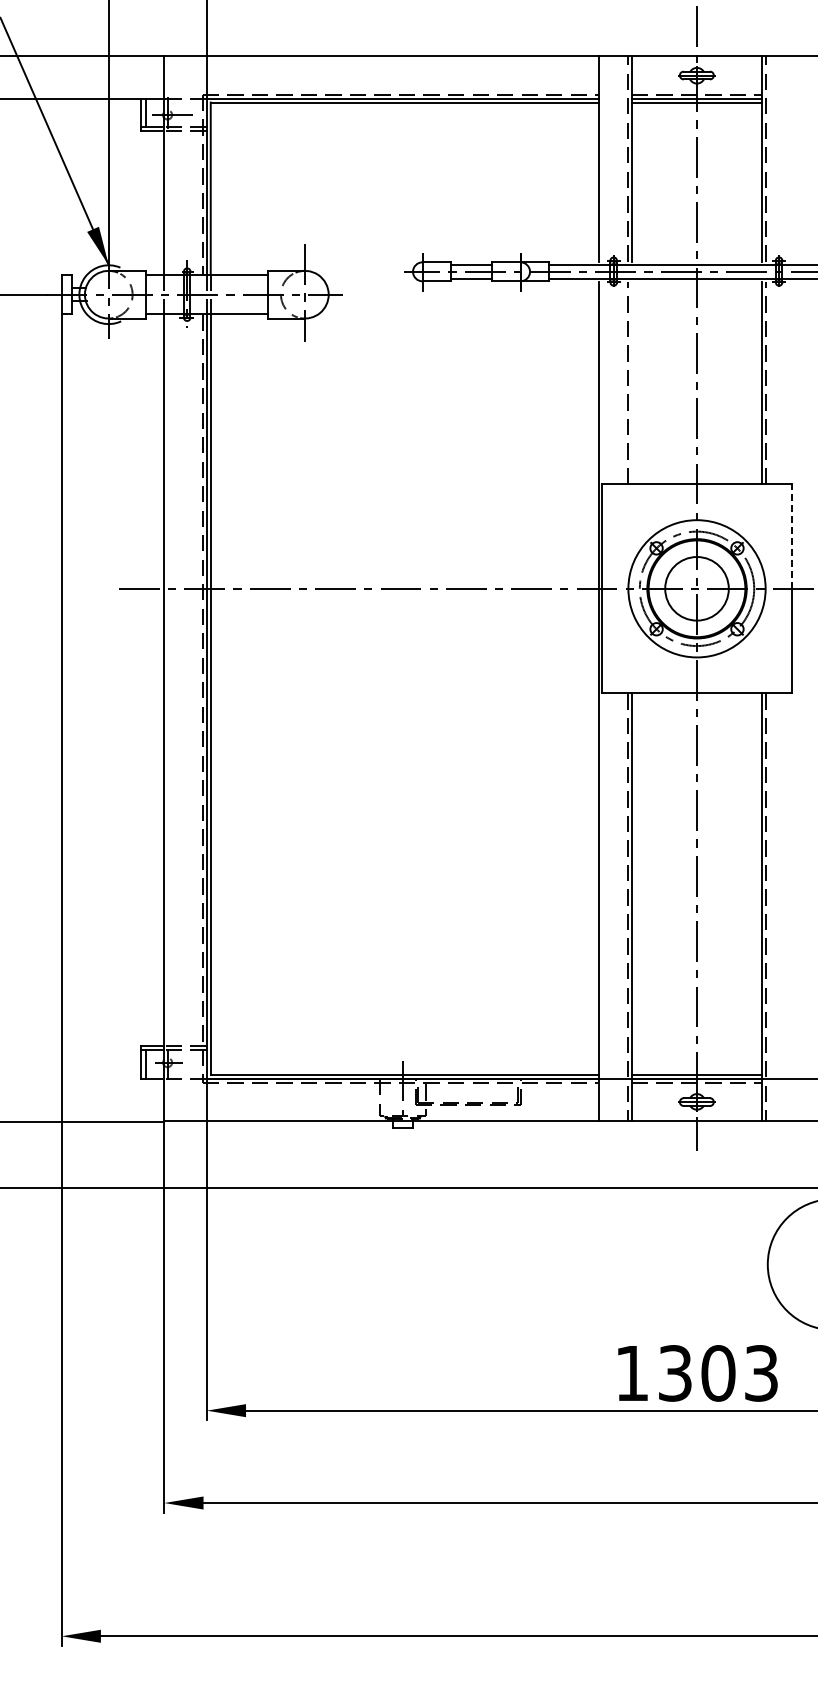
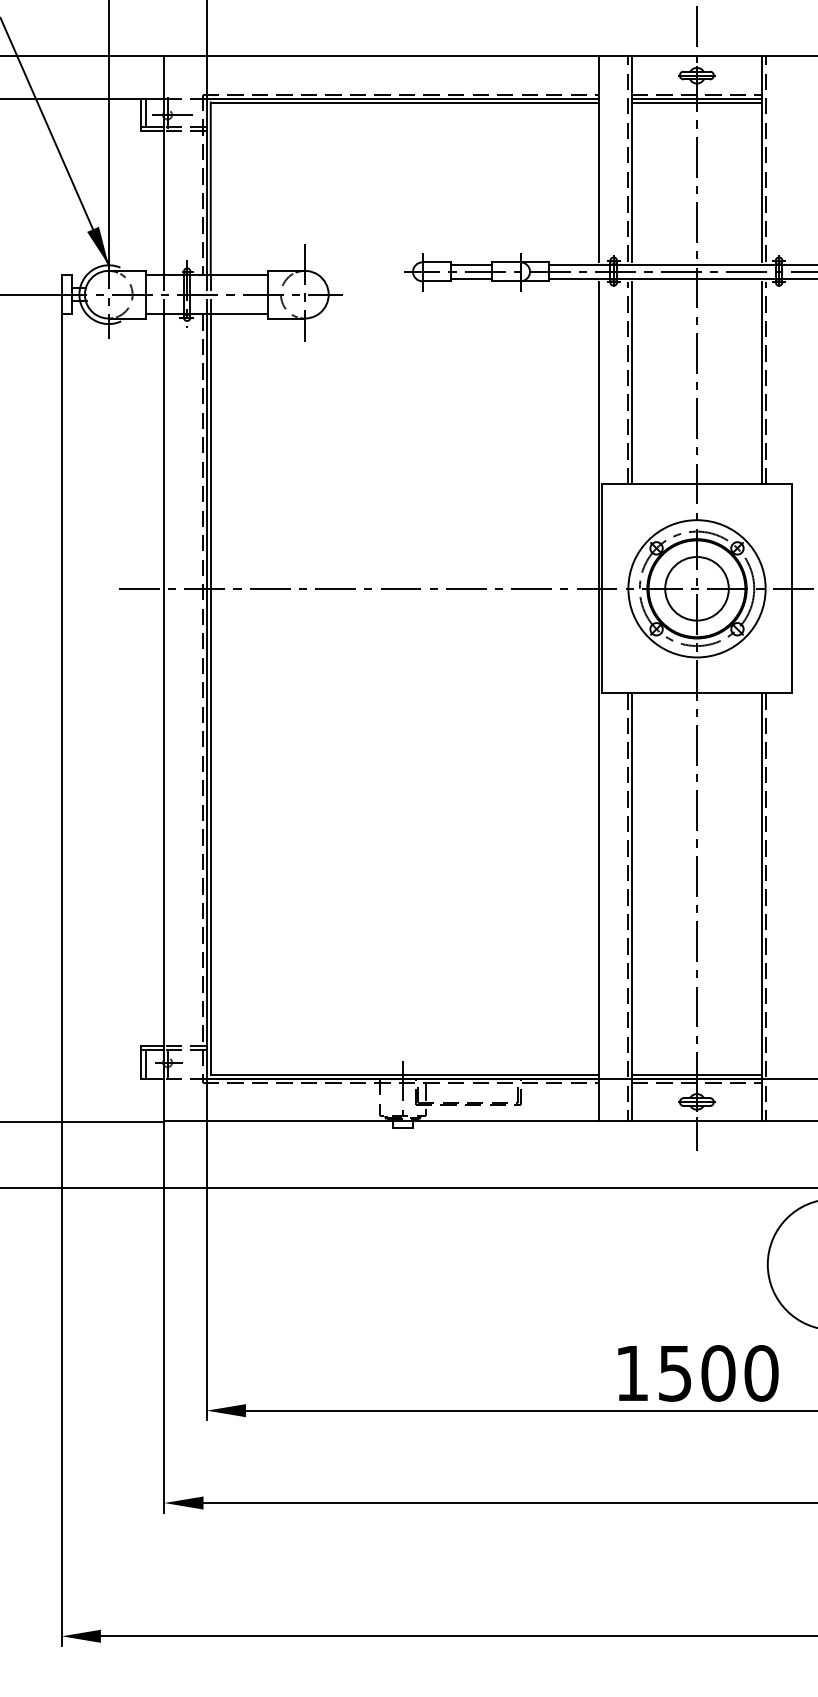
line: none -> present (631, 382)
line: dashed -> solid (791, 536)
text: 1303 -> 1500 (718, 1373)
